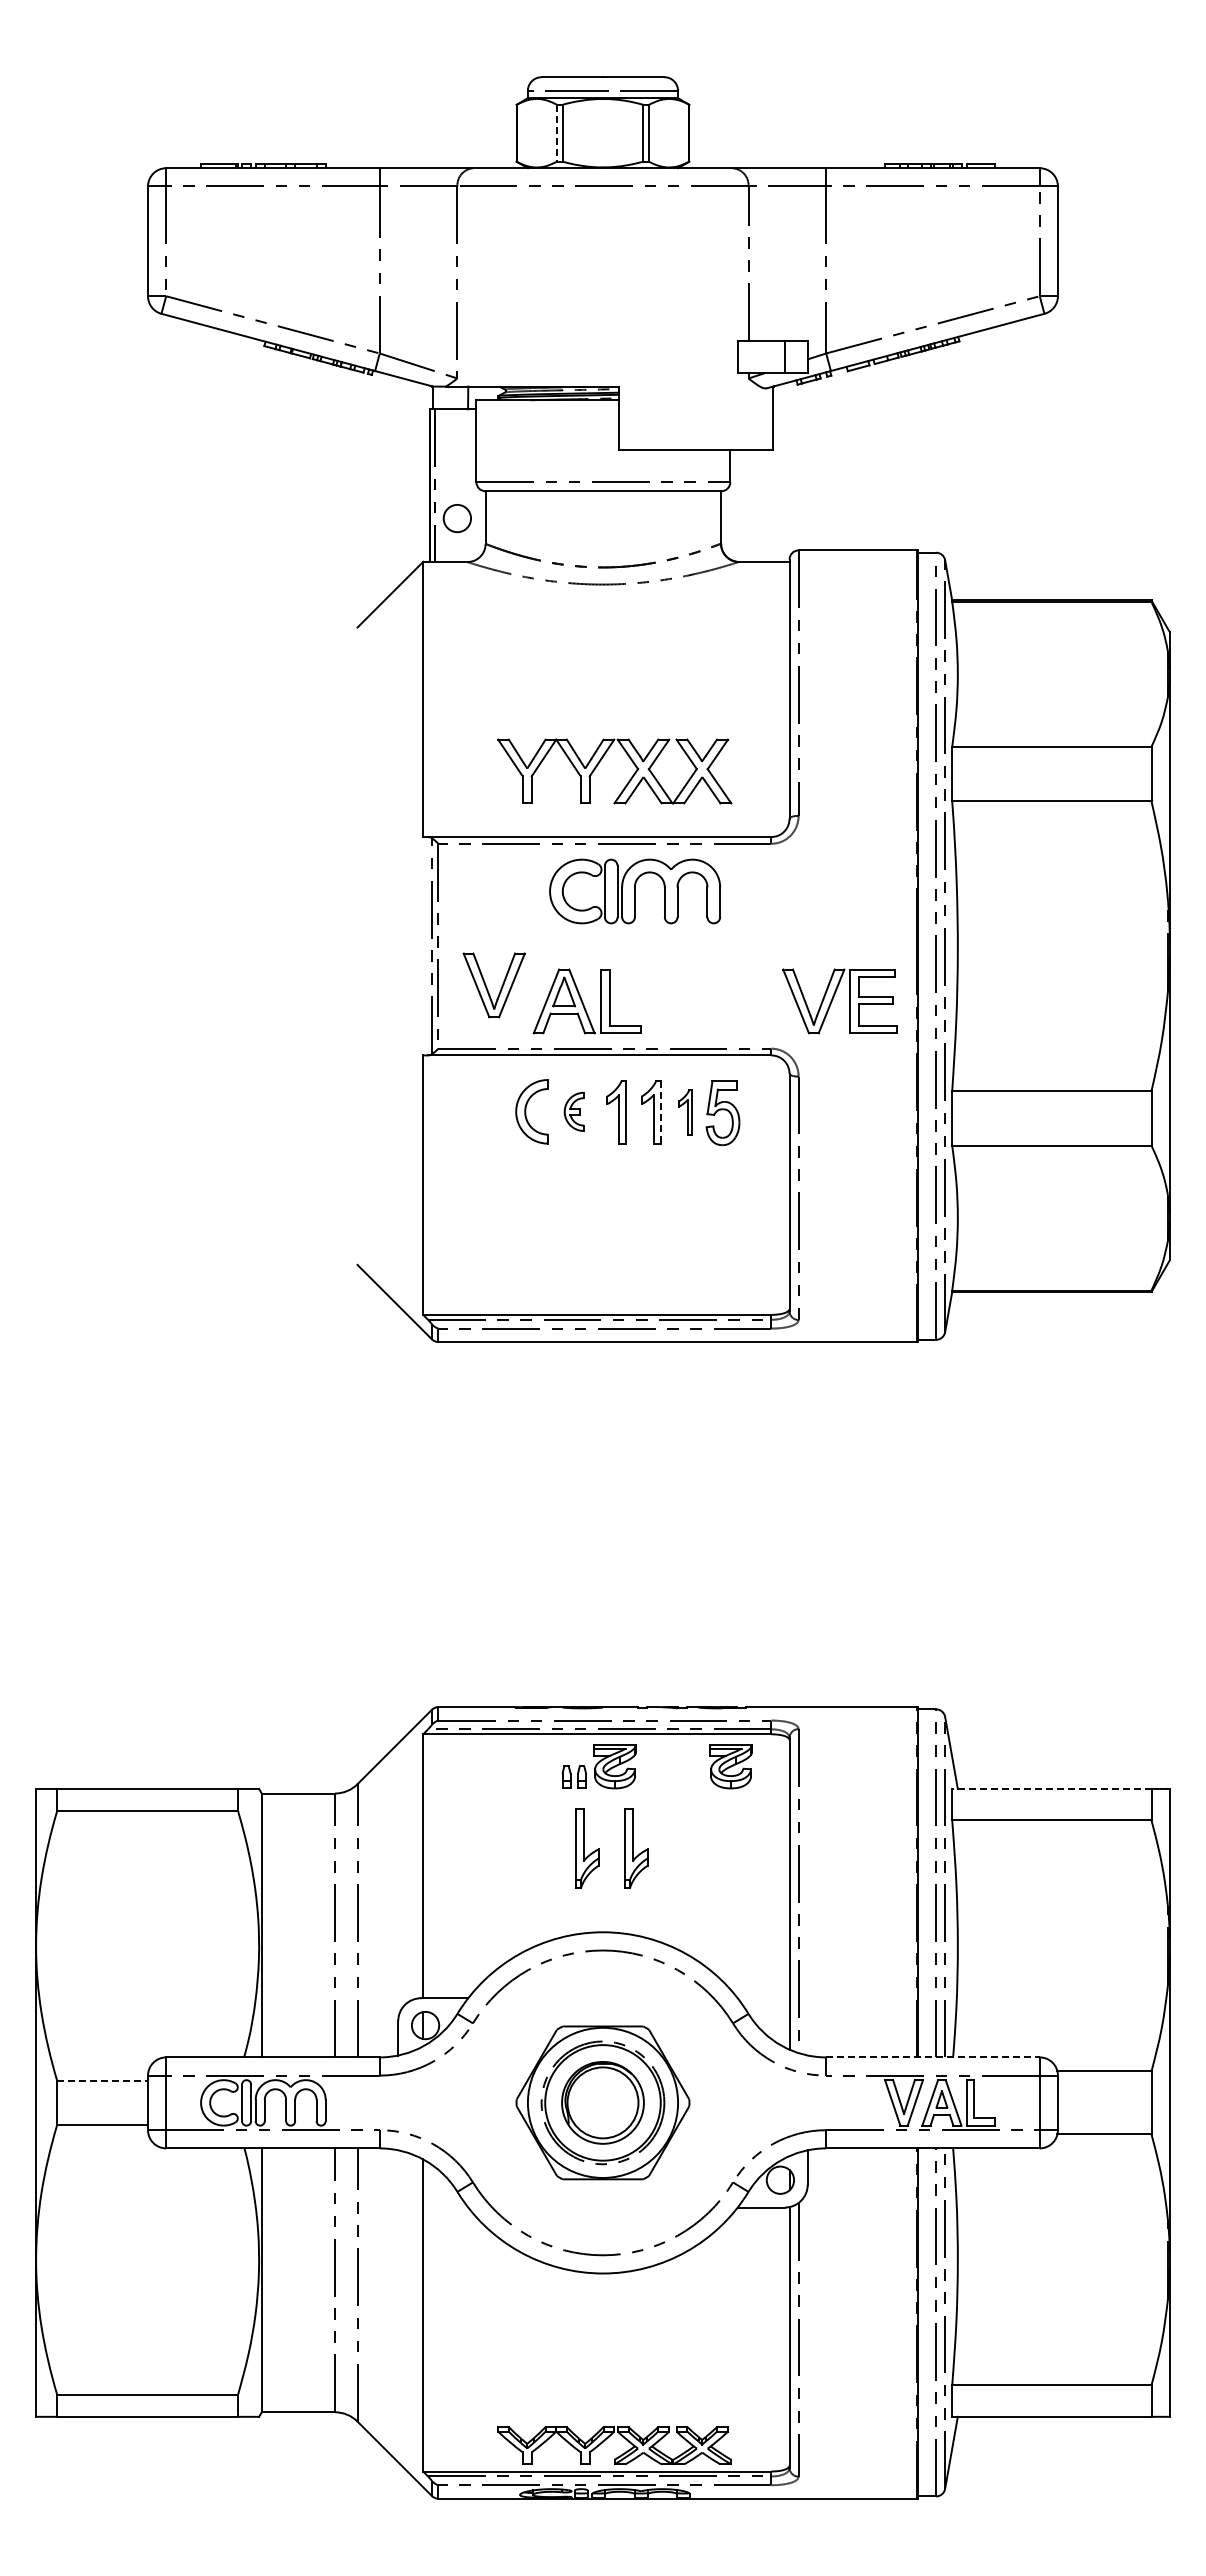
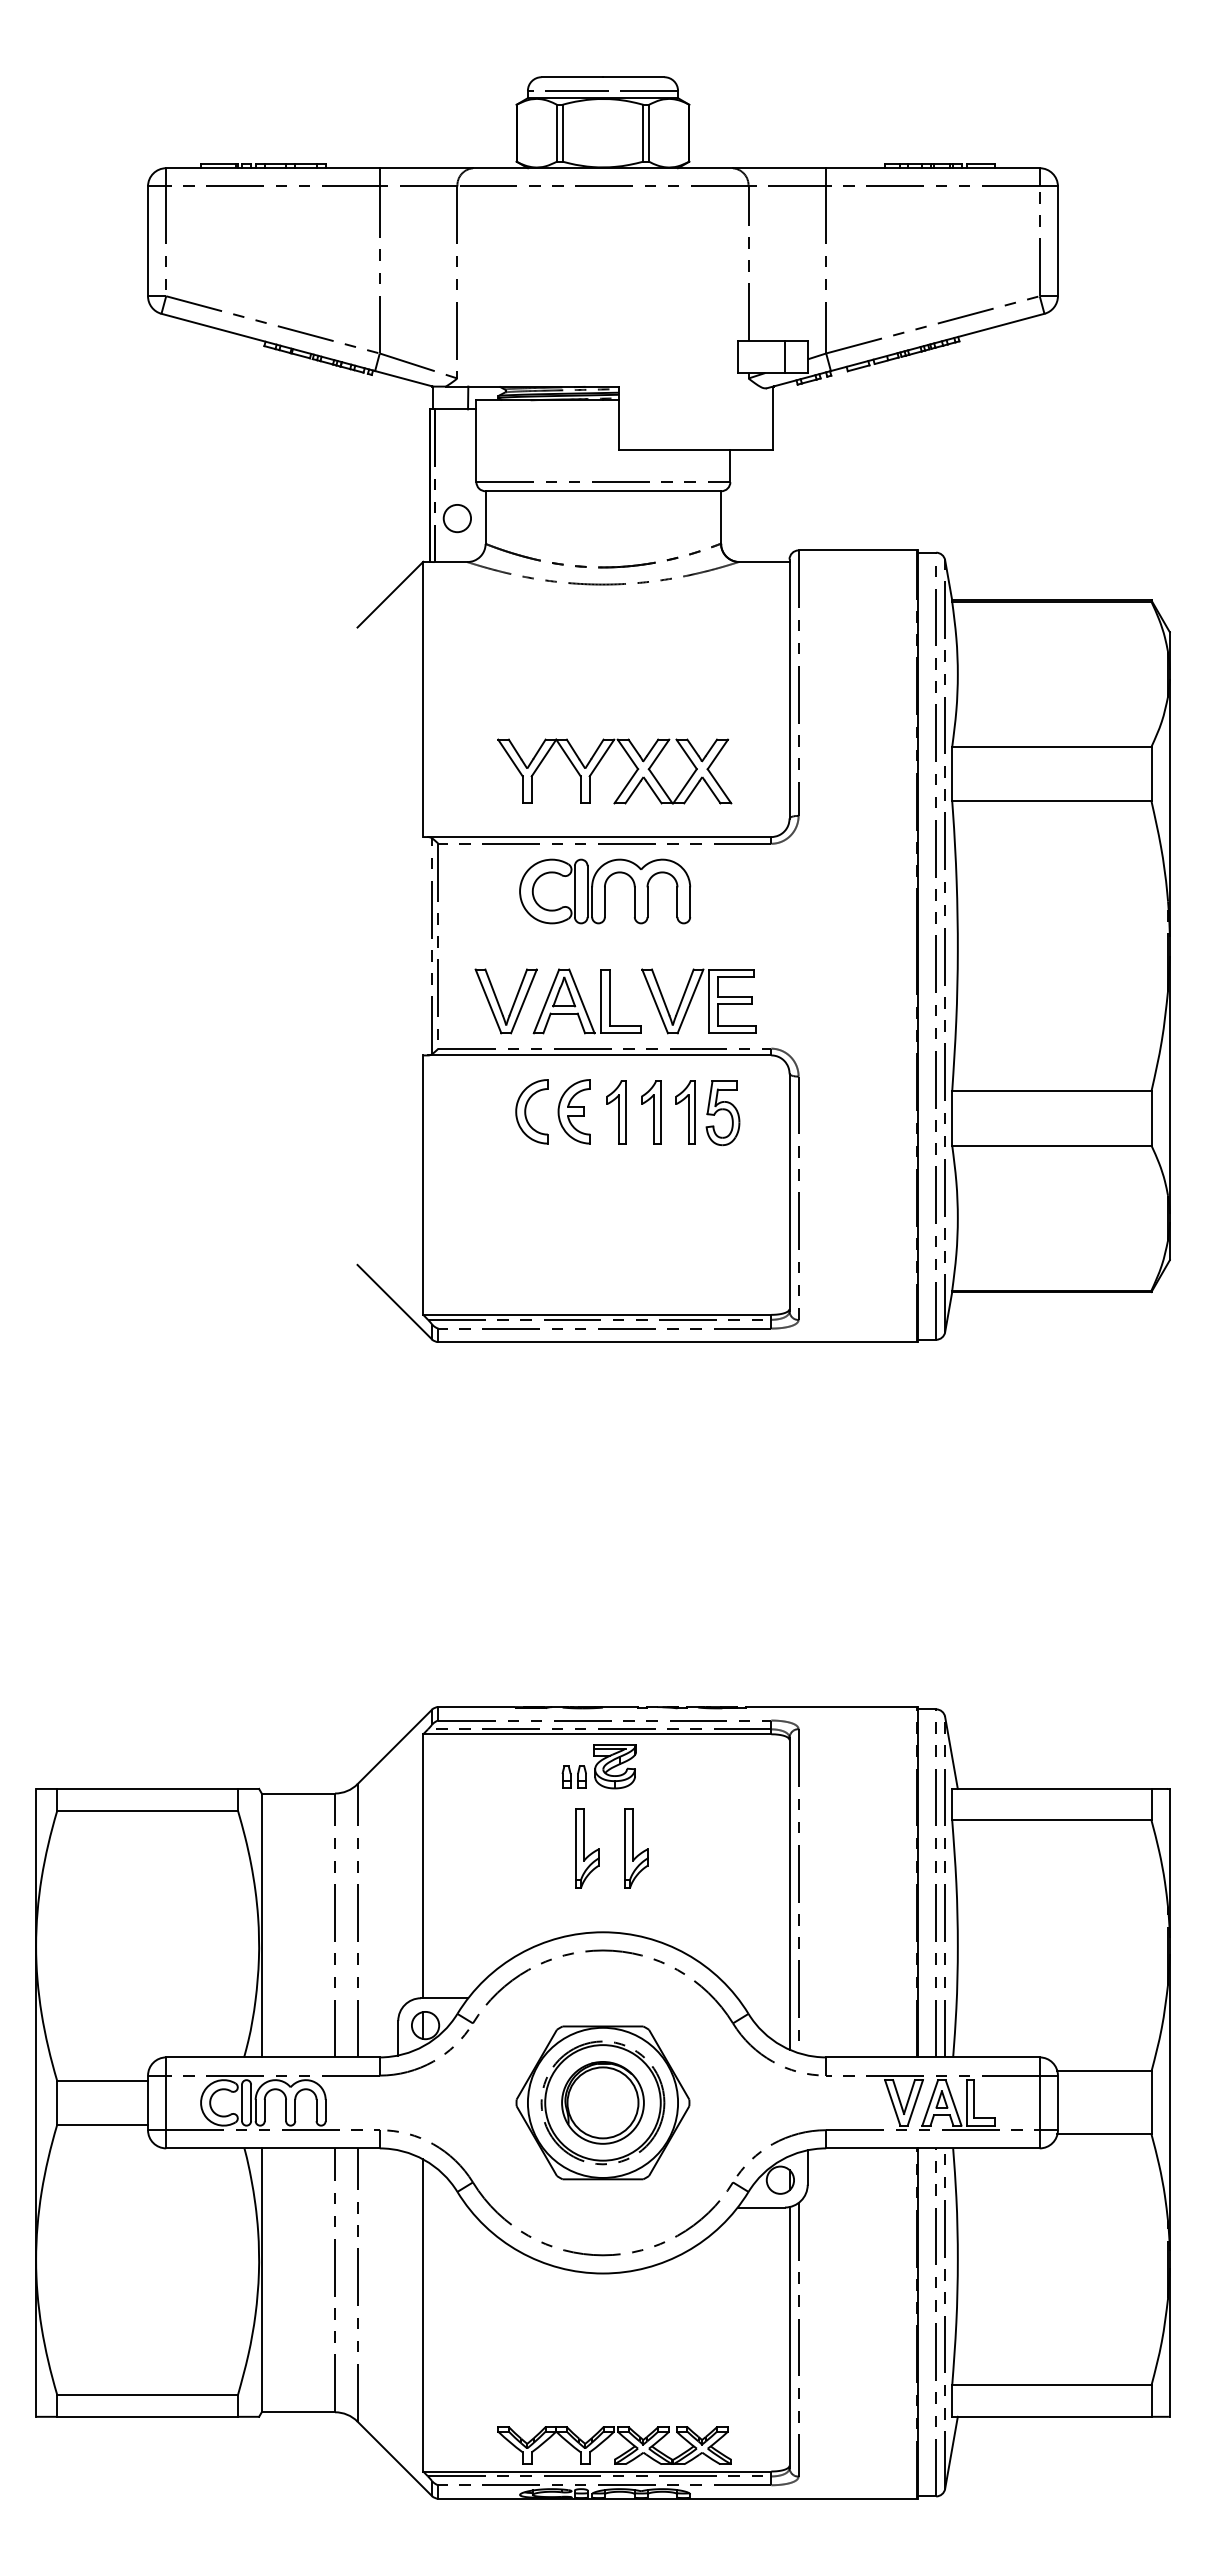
line: dashed -> solid (557, 133)
part position: (635, 891) -> (605, 891) (605, 891)
part position: (487, 987) -> (499, 1003) (499, 1003)
part position: (833, 999) -> (692, 999) (692, 999)
part size: 22x40 px -> 34x66 px (573, 1111)
line: dashed -> solid (660, 1112)
part size: 15x47 px -> 21x65 px (685, 1112)
part: present -> none (730, 1766)
line: dashed -> solid (1051, 1788)
line: dashed -> solid (932, 2057)
line: dashed -> solid (103, 2080)
